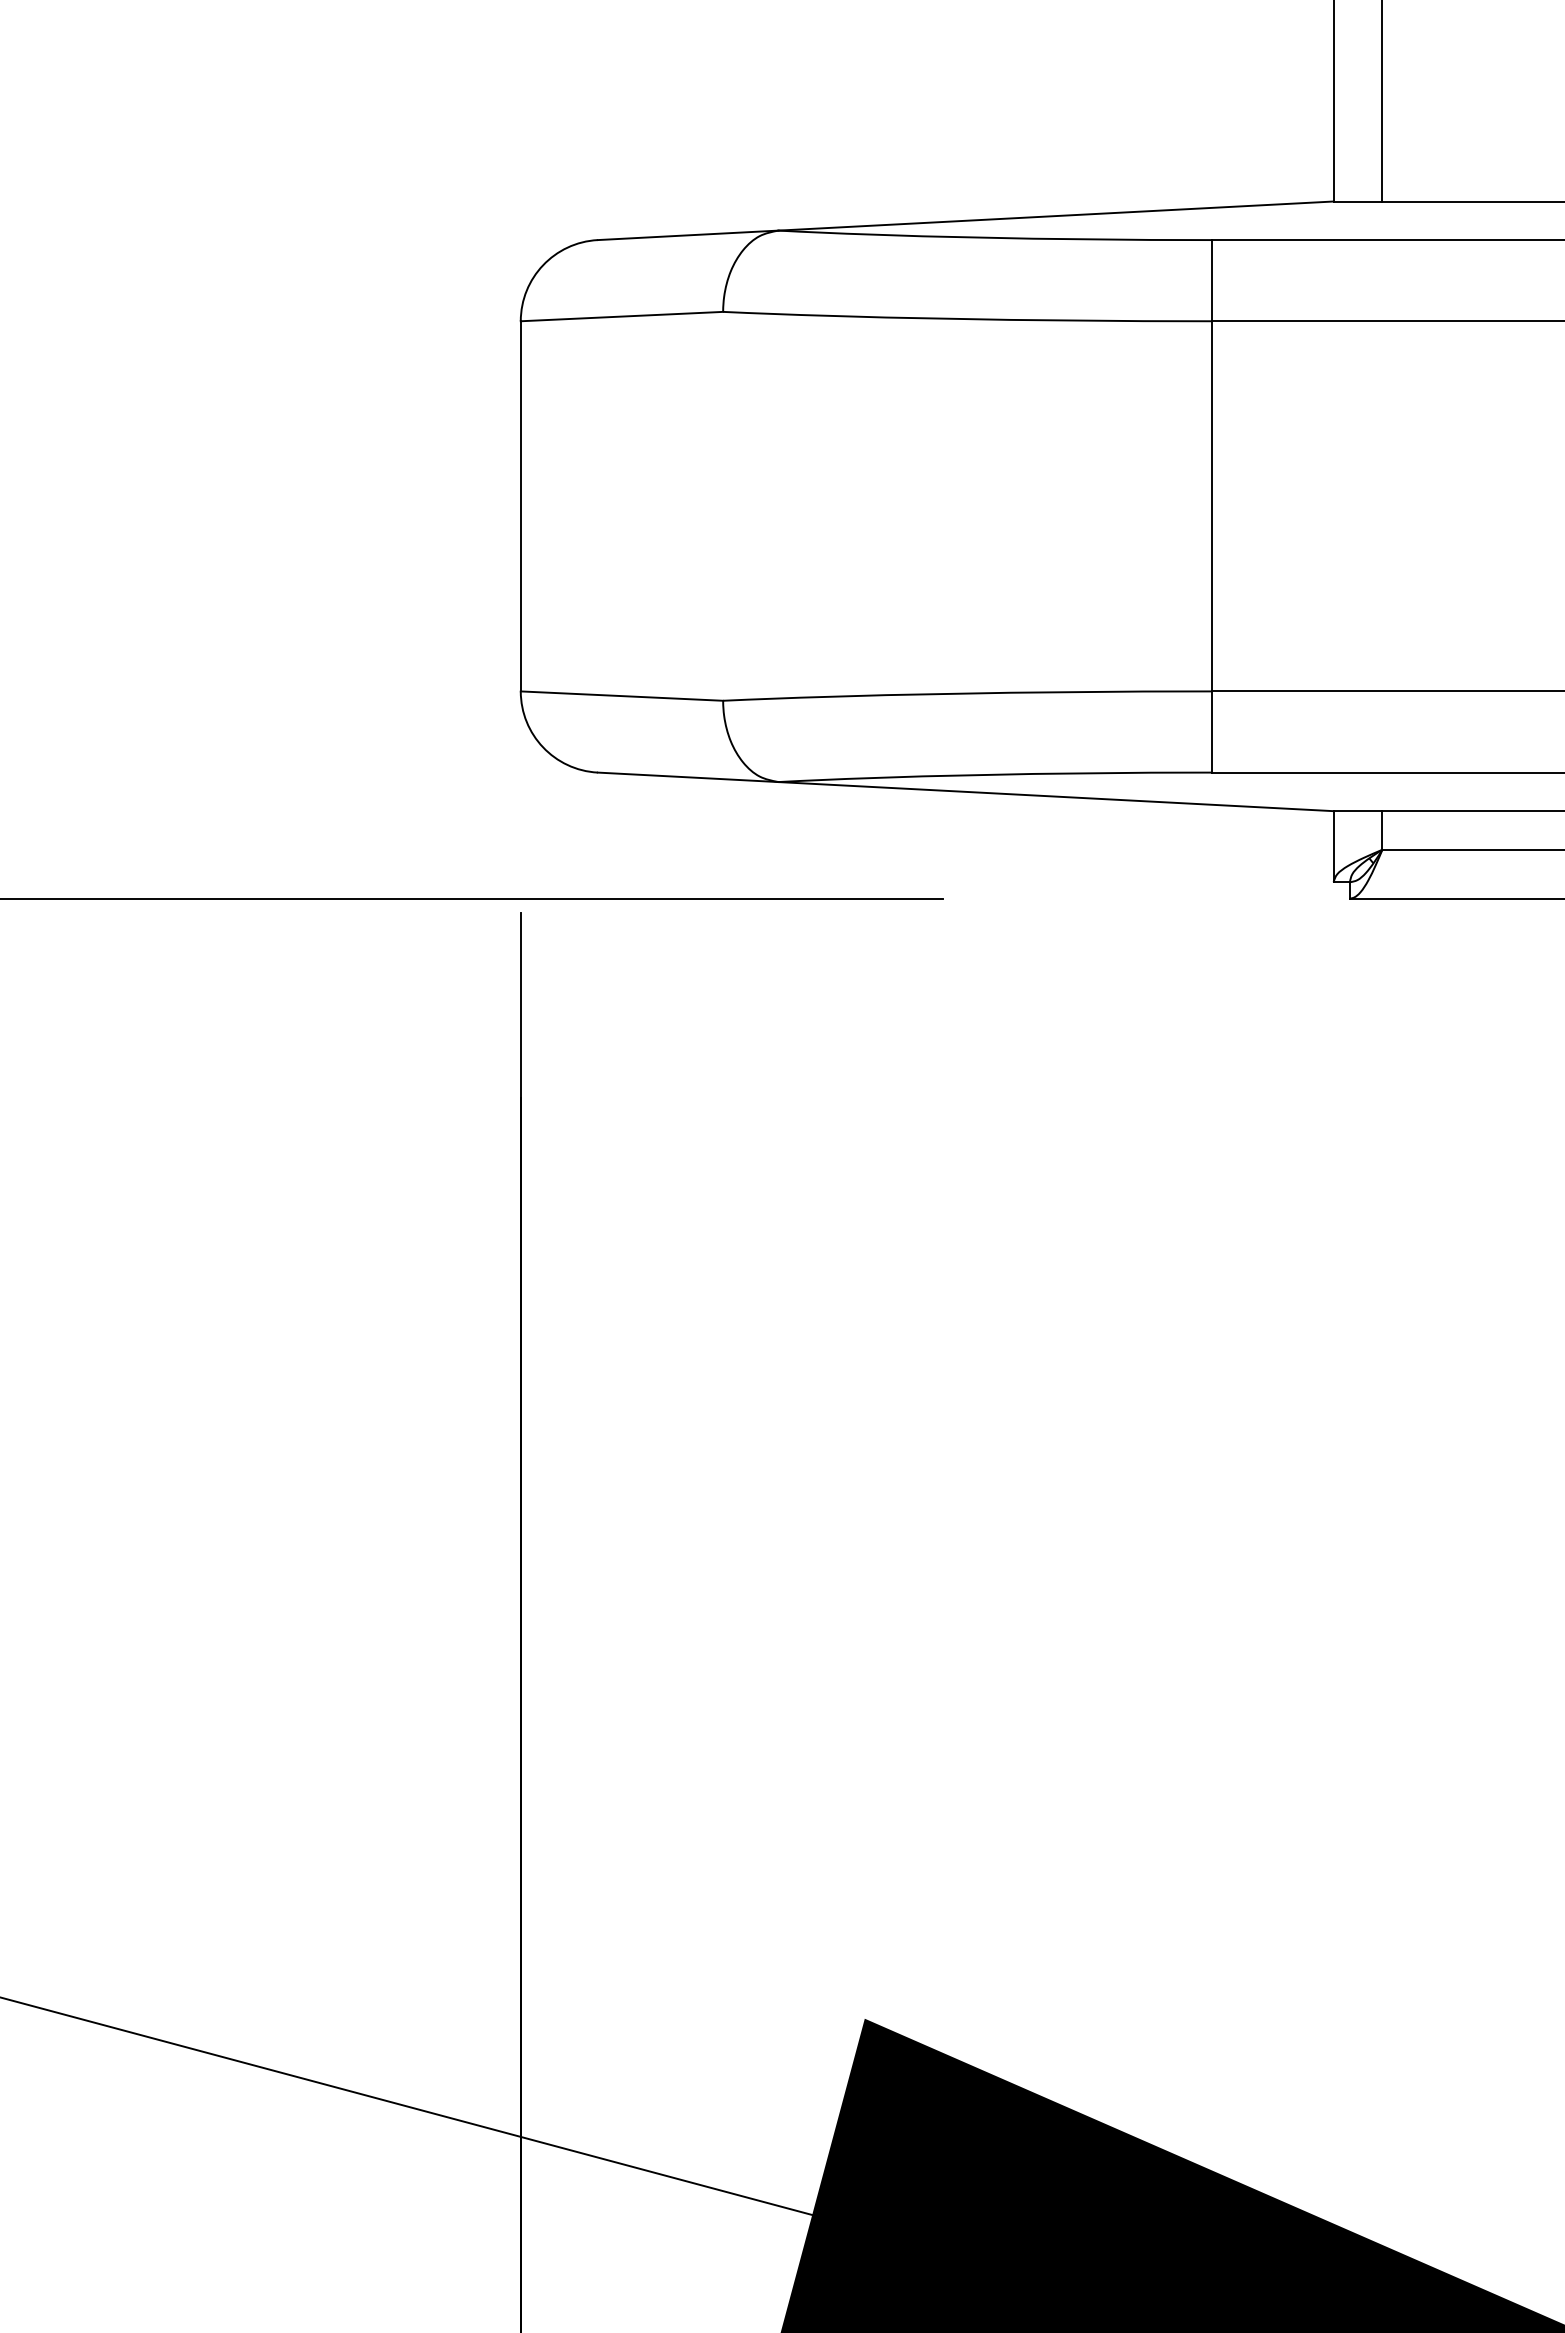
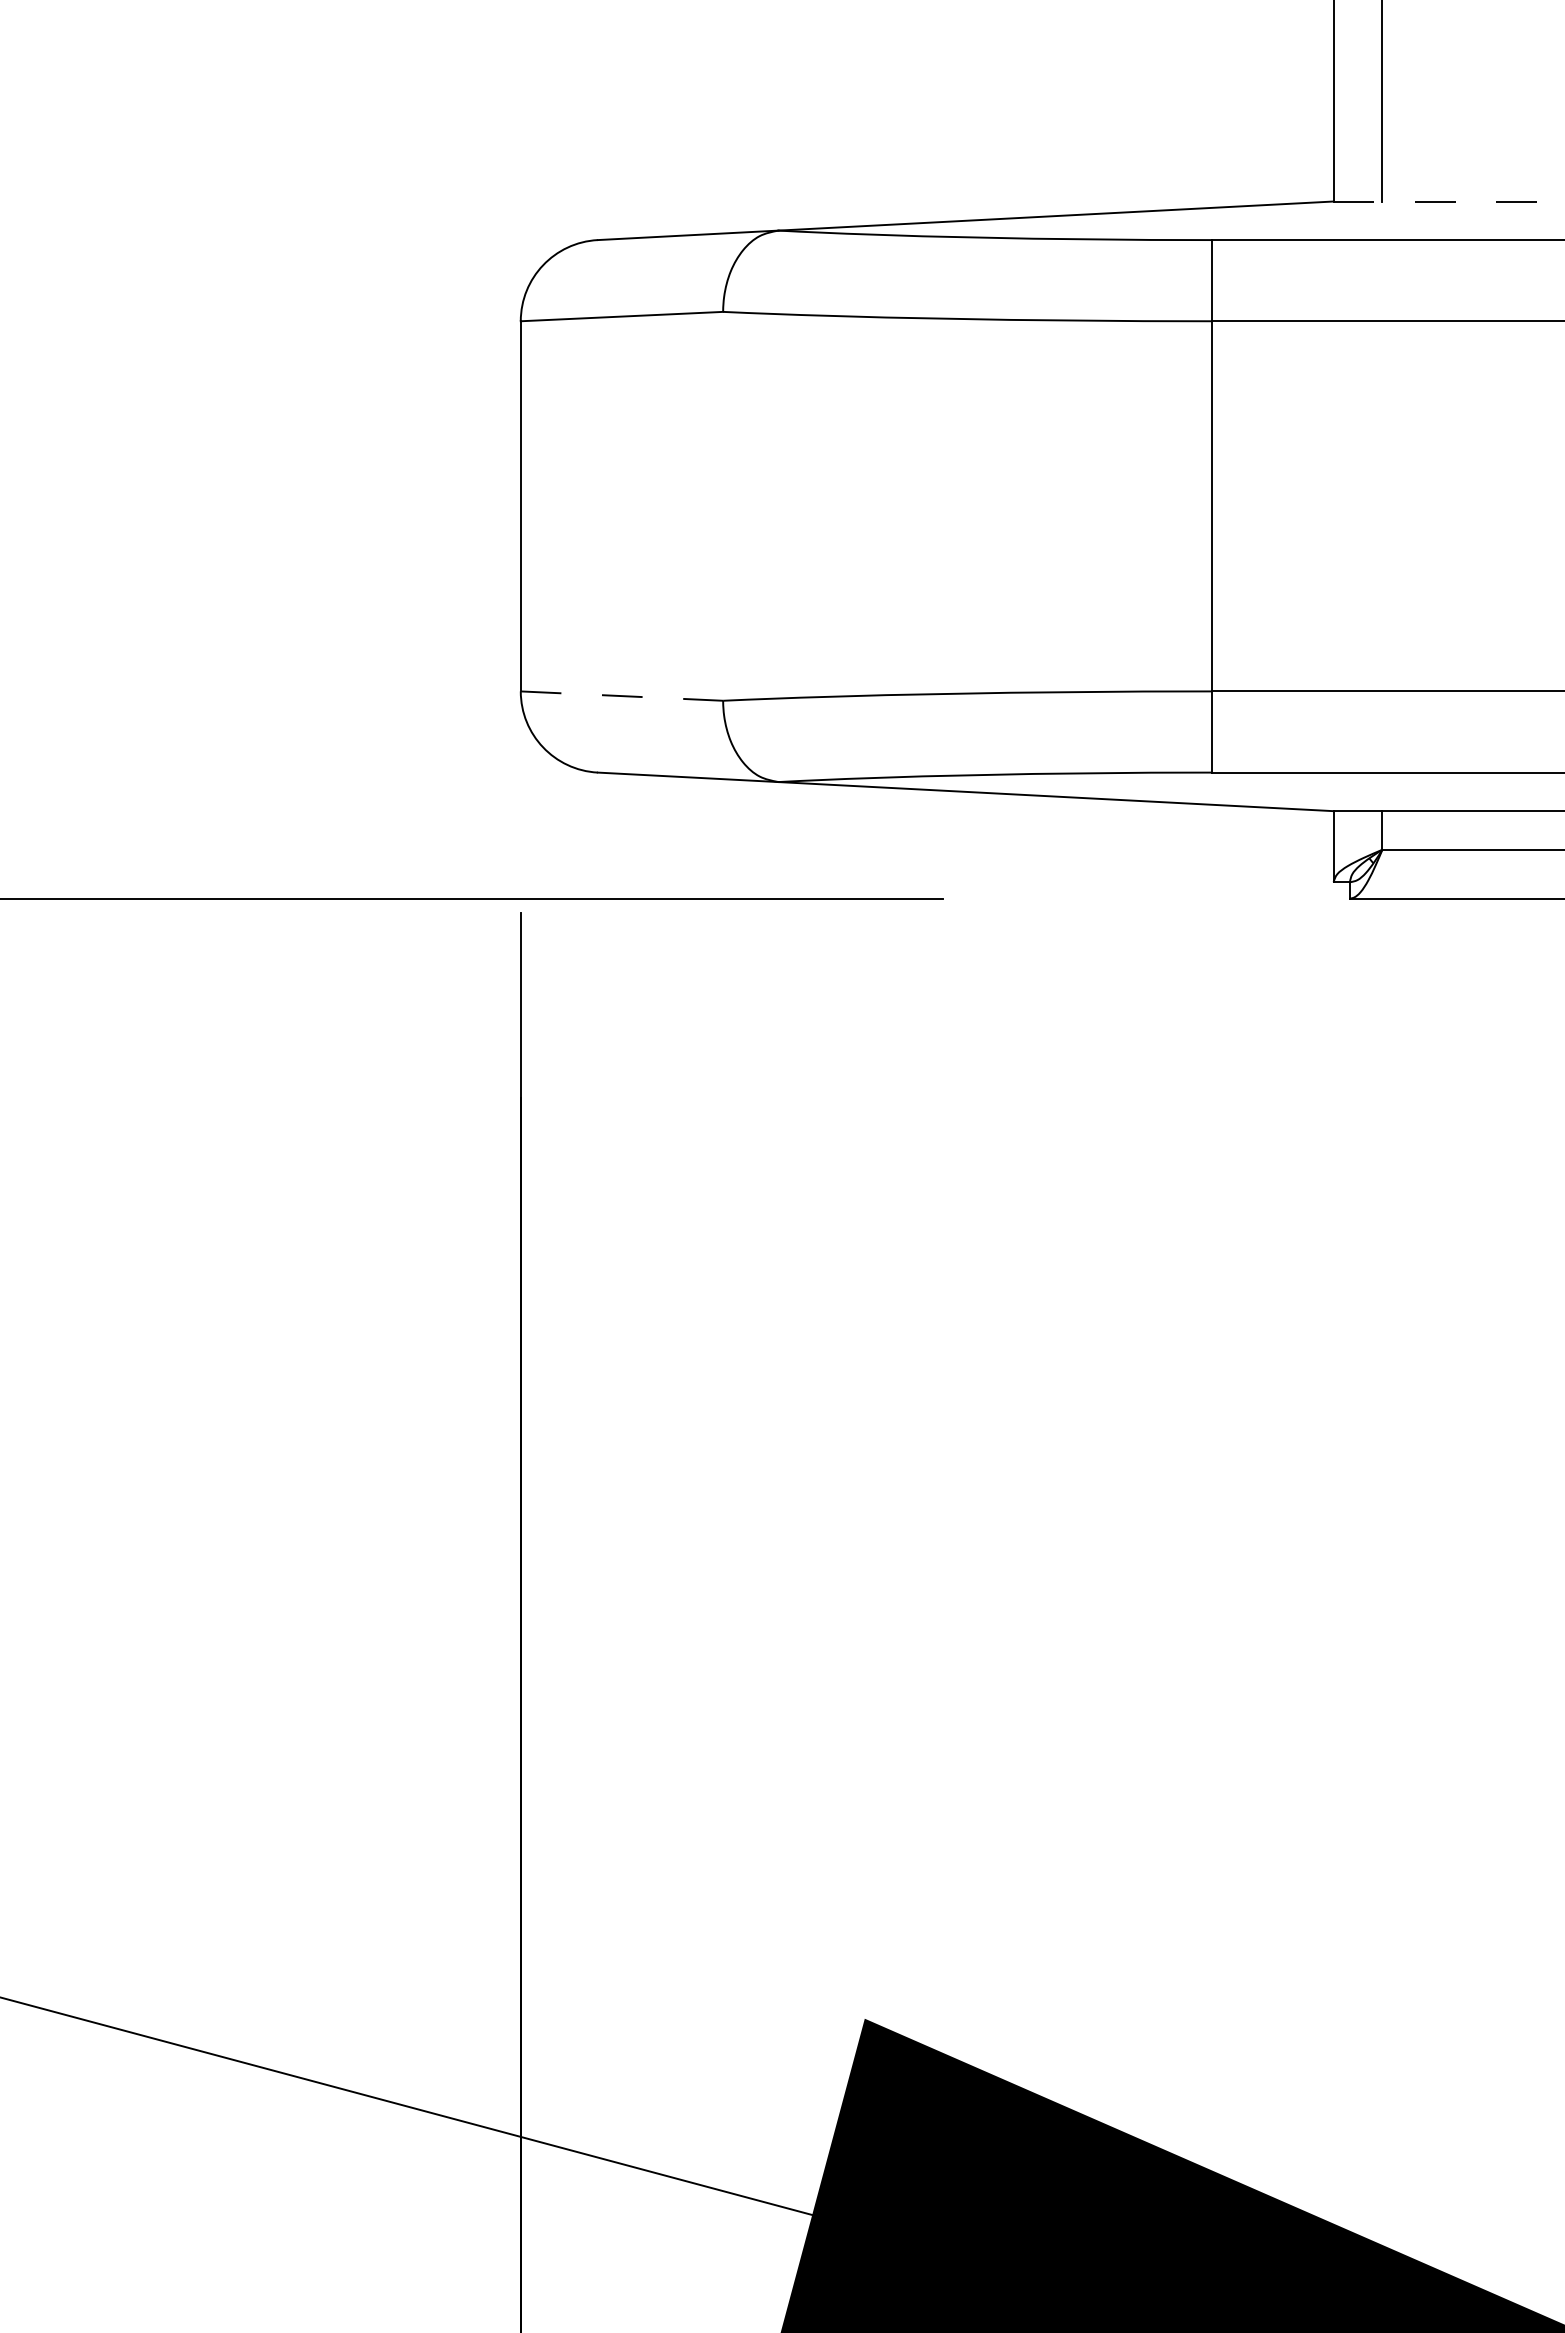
line: solid -> dashed (1449, 201)
line: solid -> dashed (622, 696)
